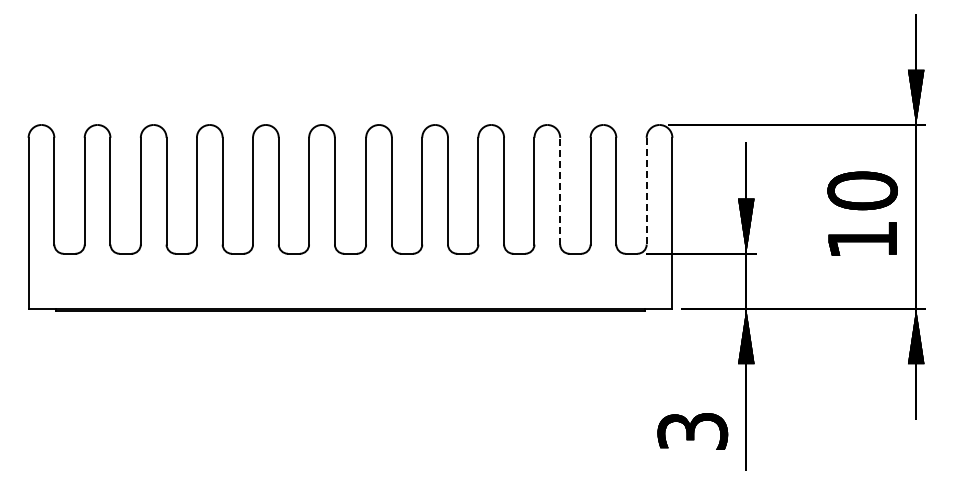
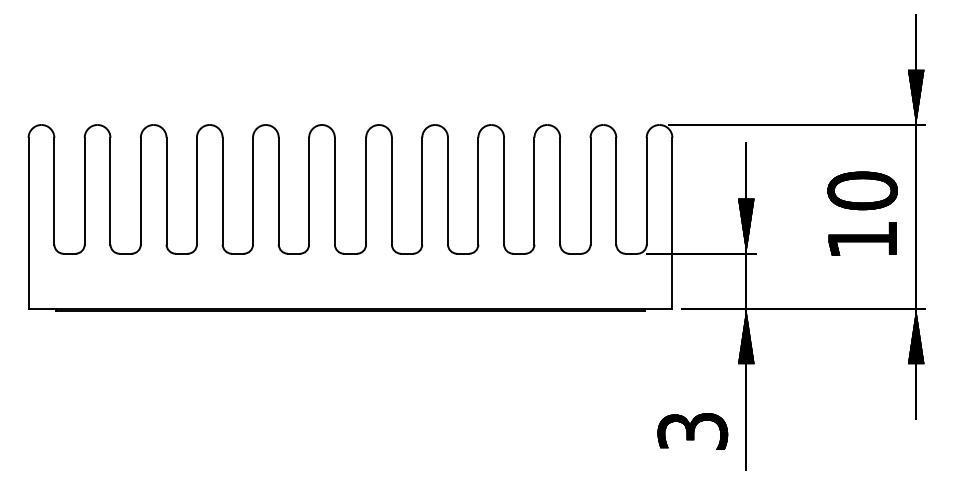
line: dashed -> solid (560, 190)
line: dashed -> solid (646, 191)
